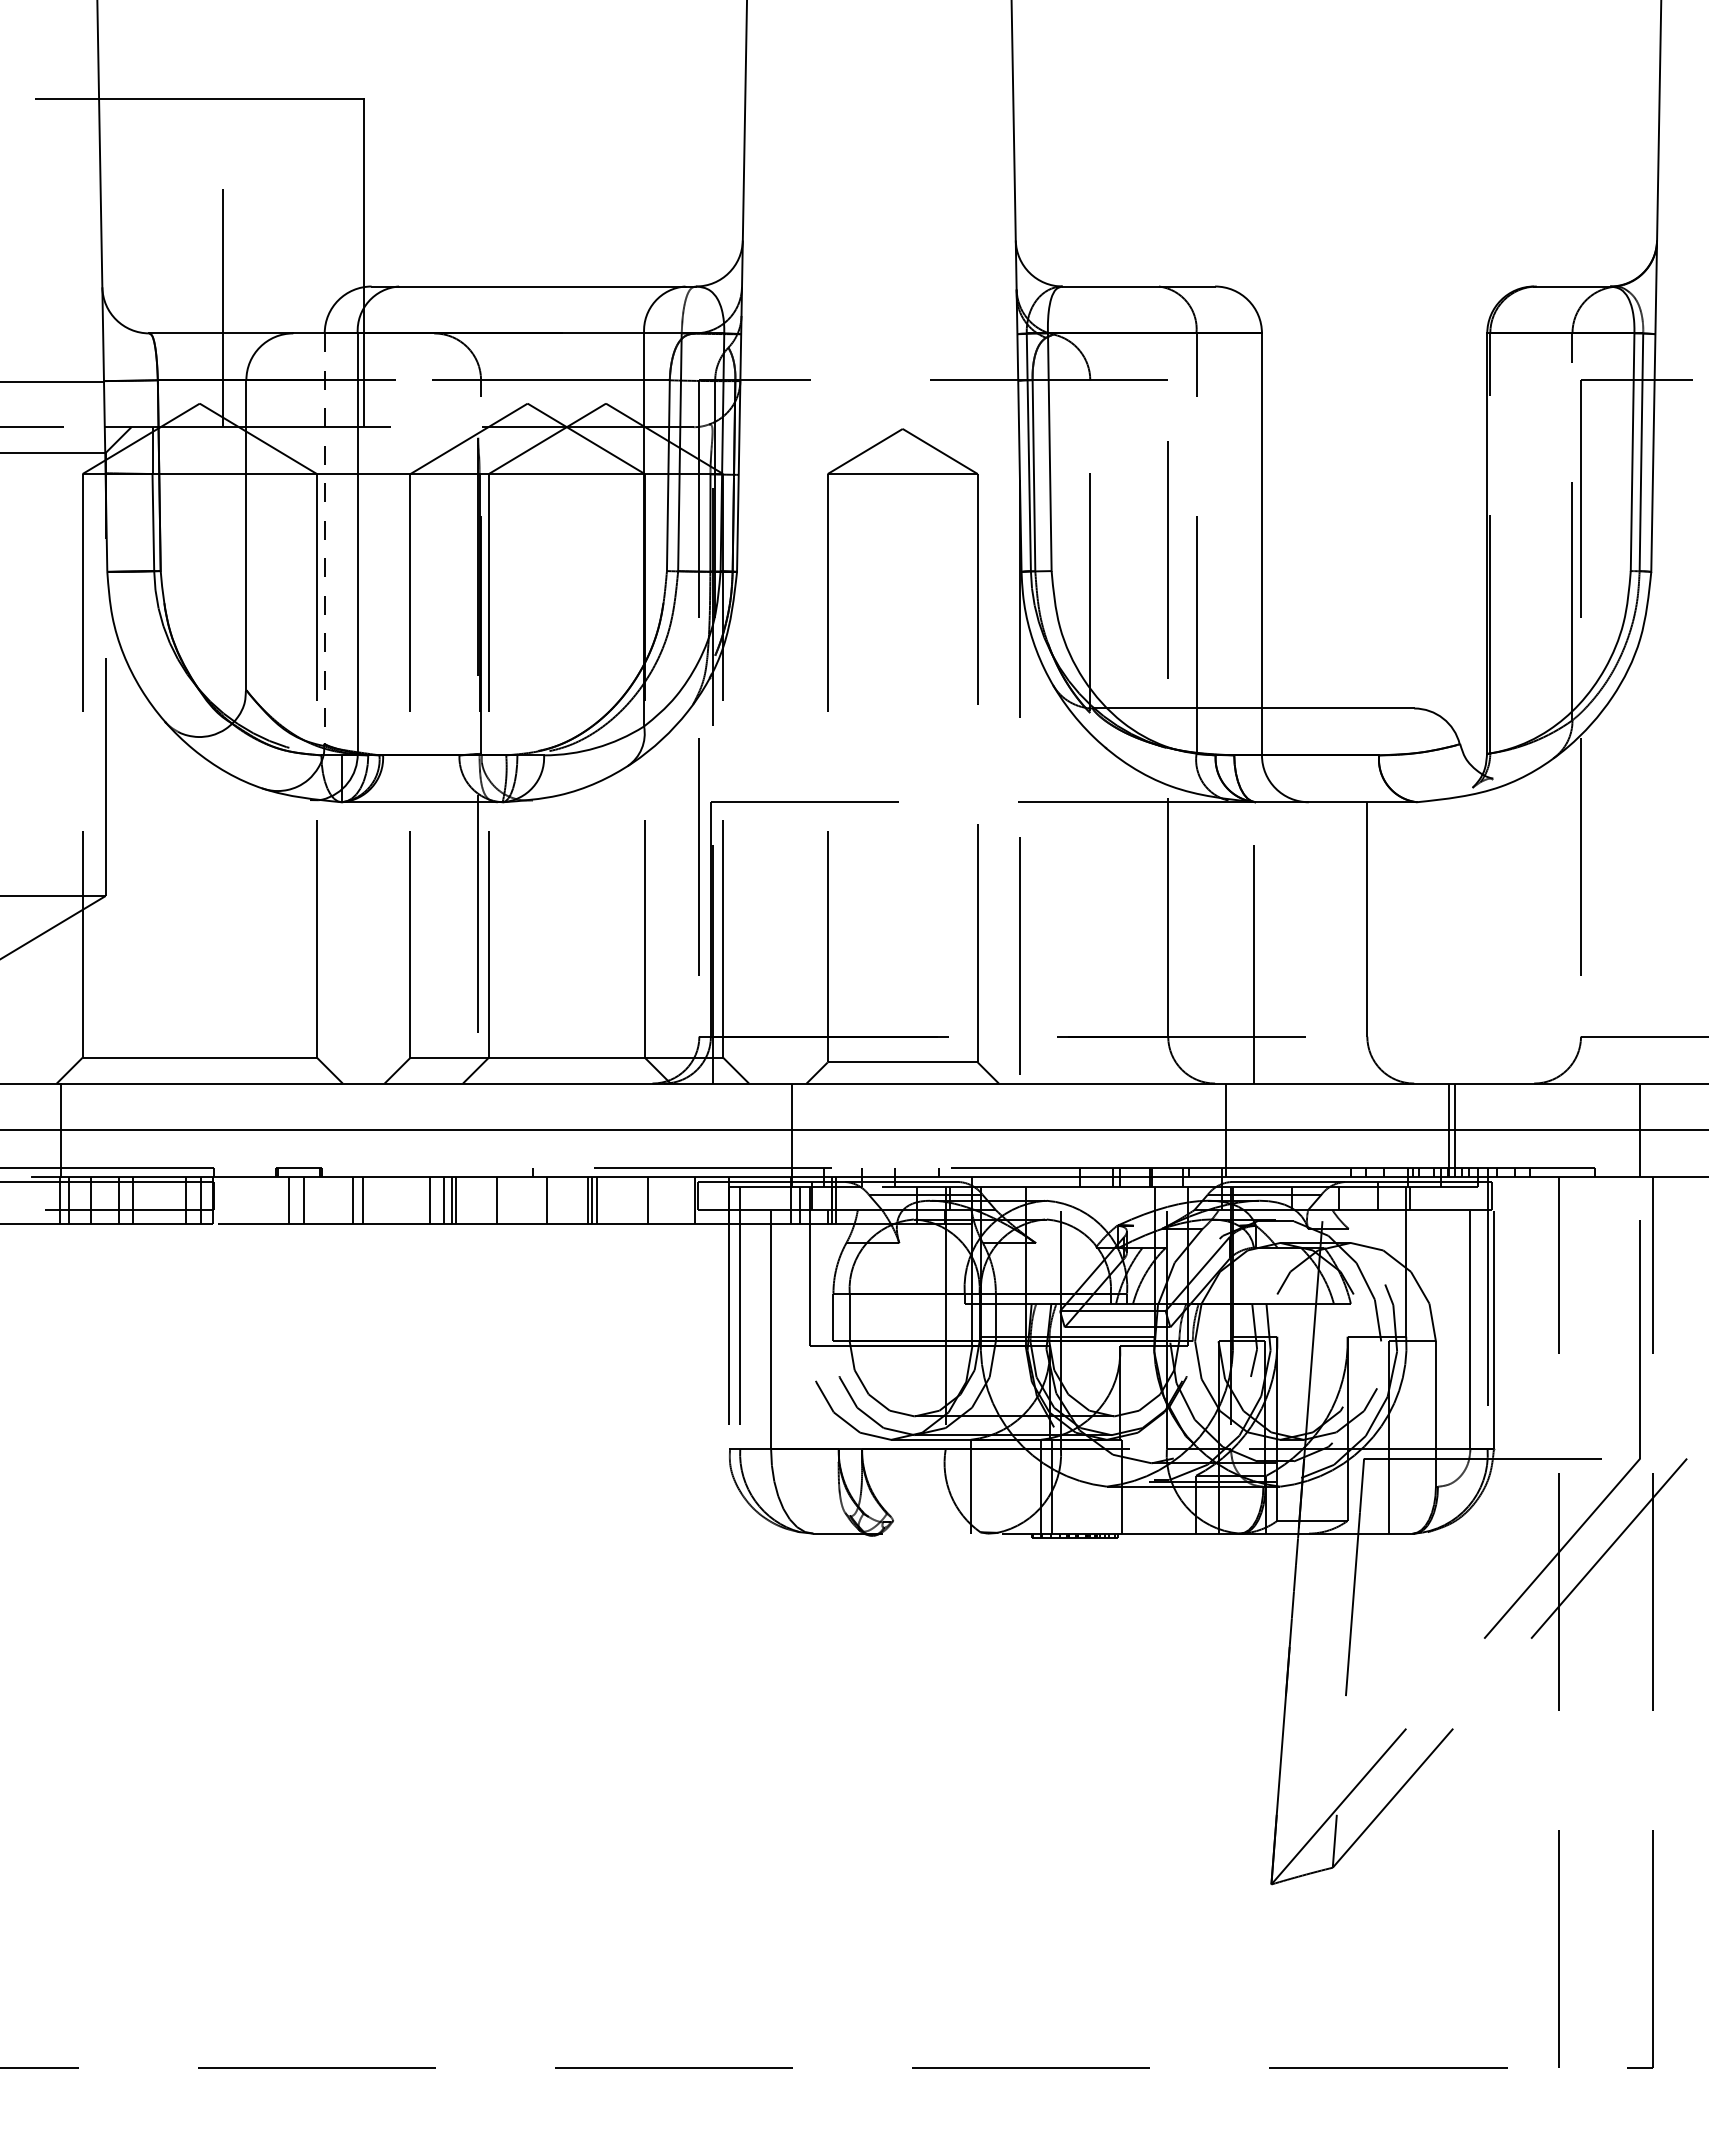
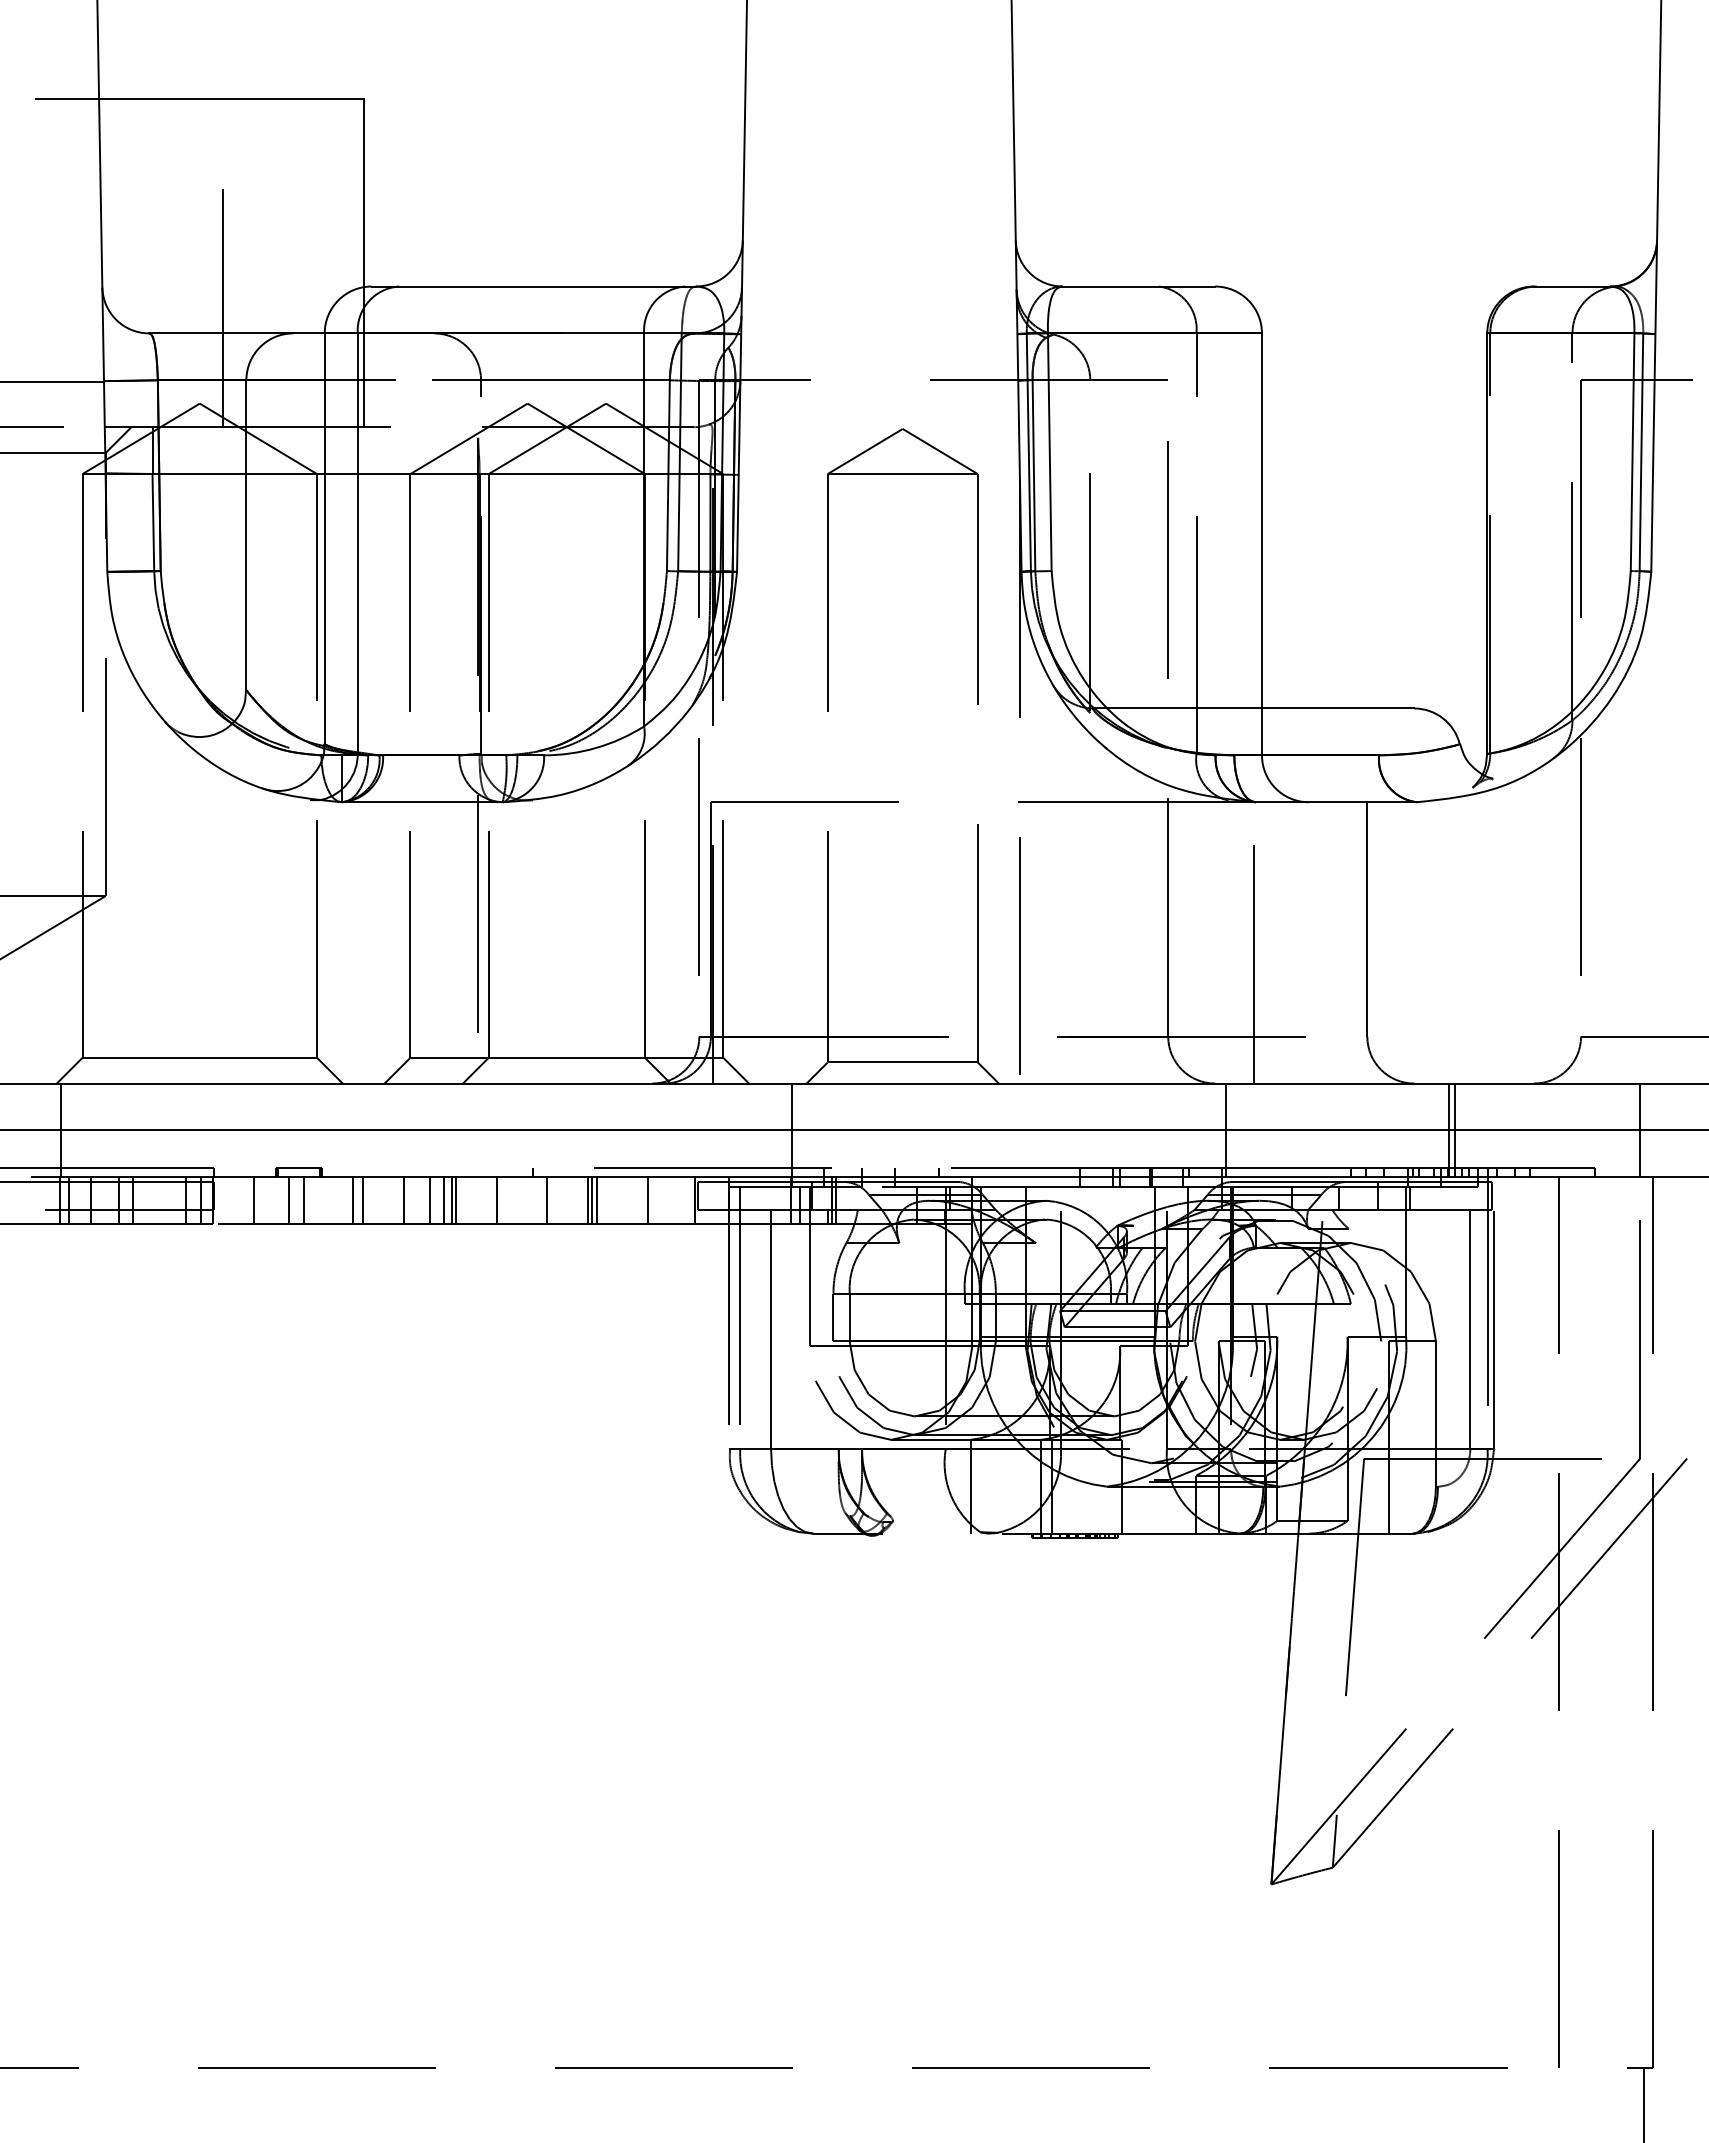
line: dashed -> solid (324, 538)
line: none -> present (253, 1200)
line: none -> present (404, 1200)
line: none -> present (1643, 2103)
